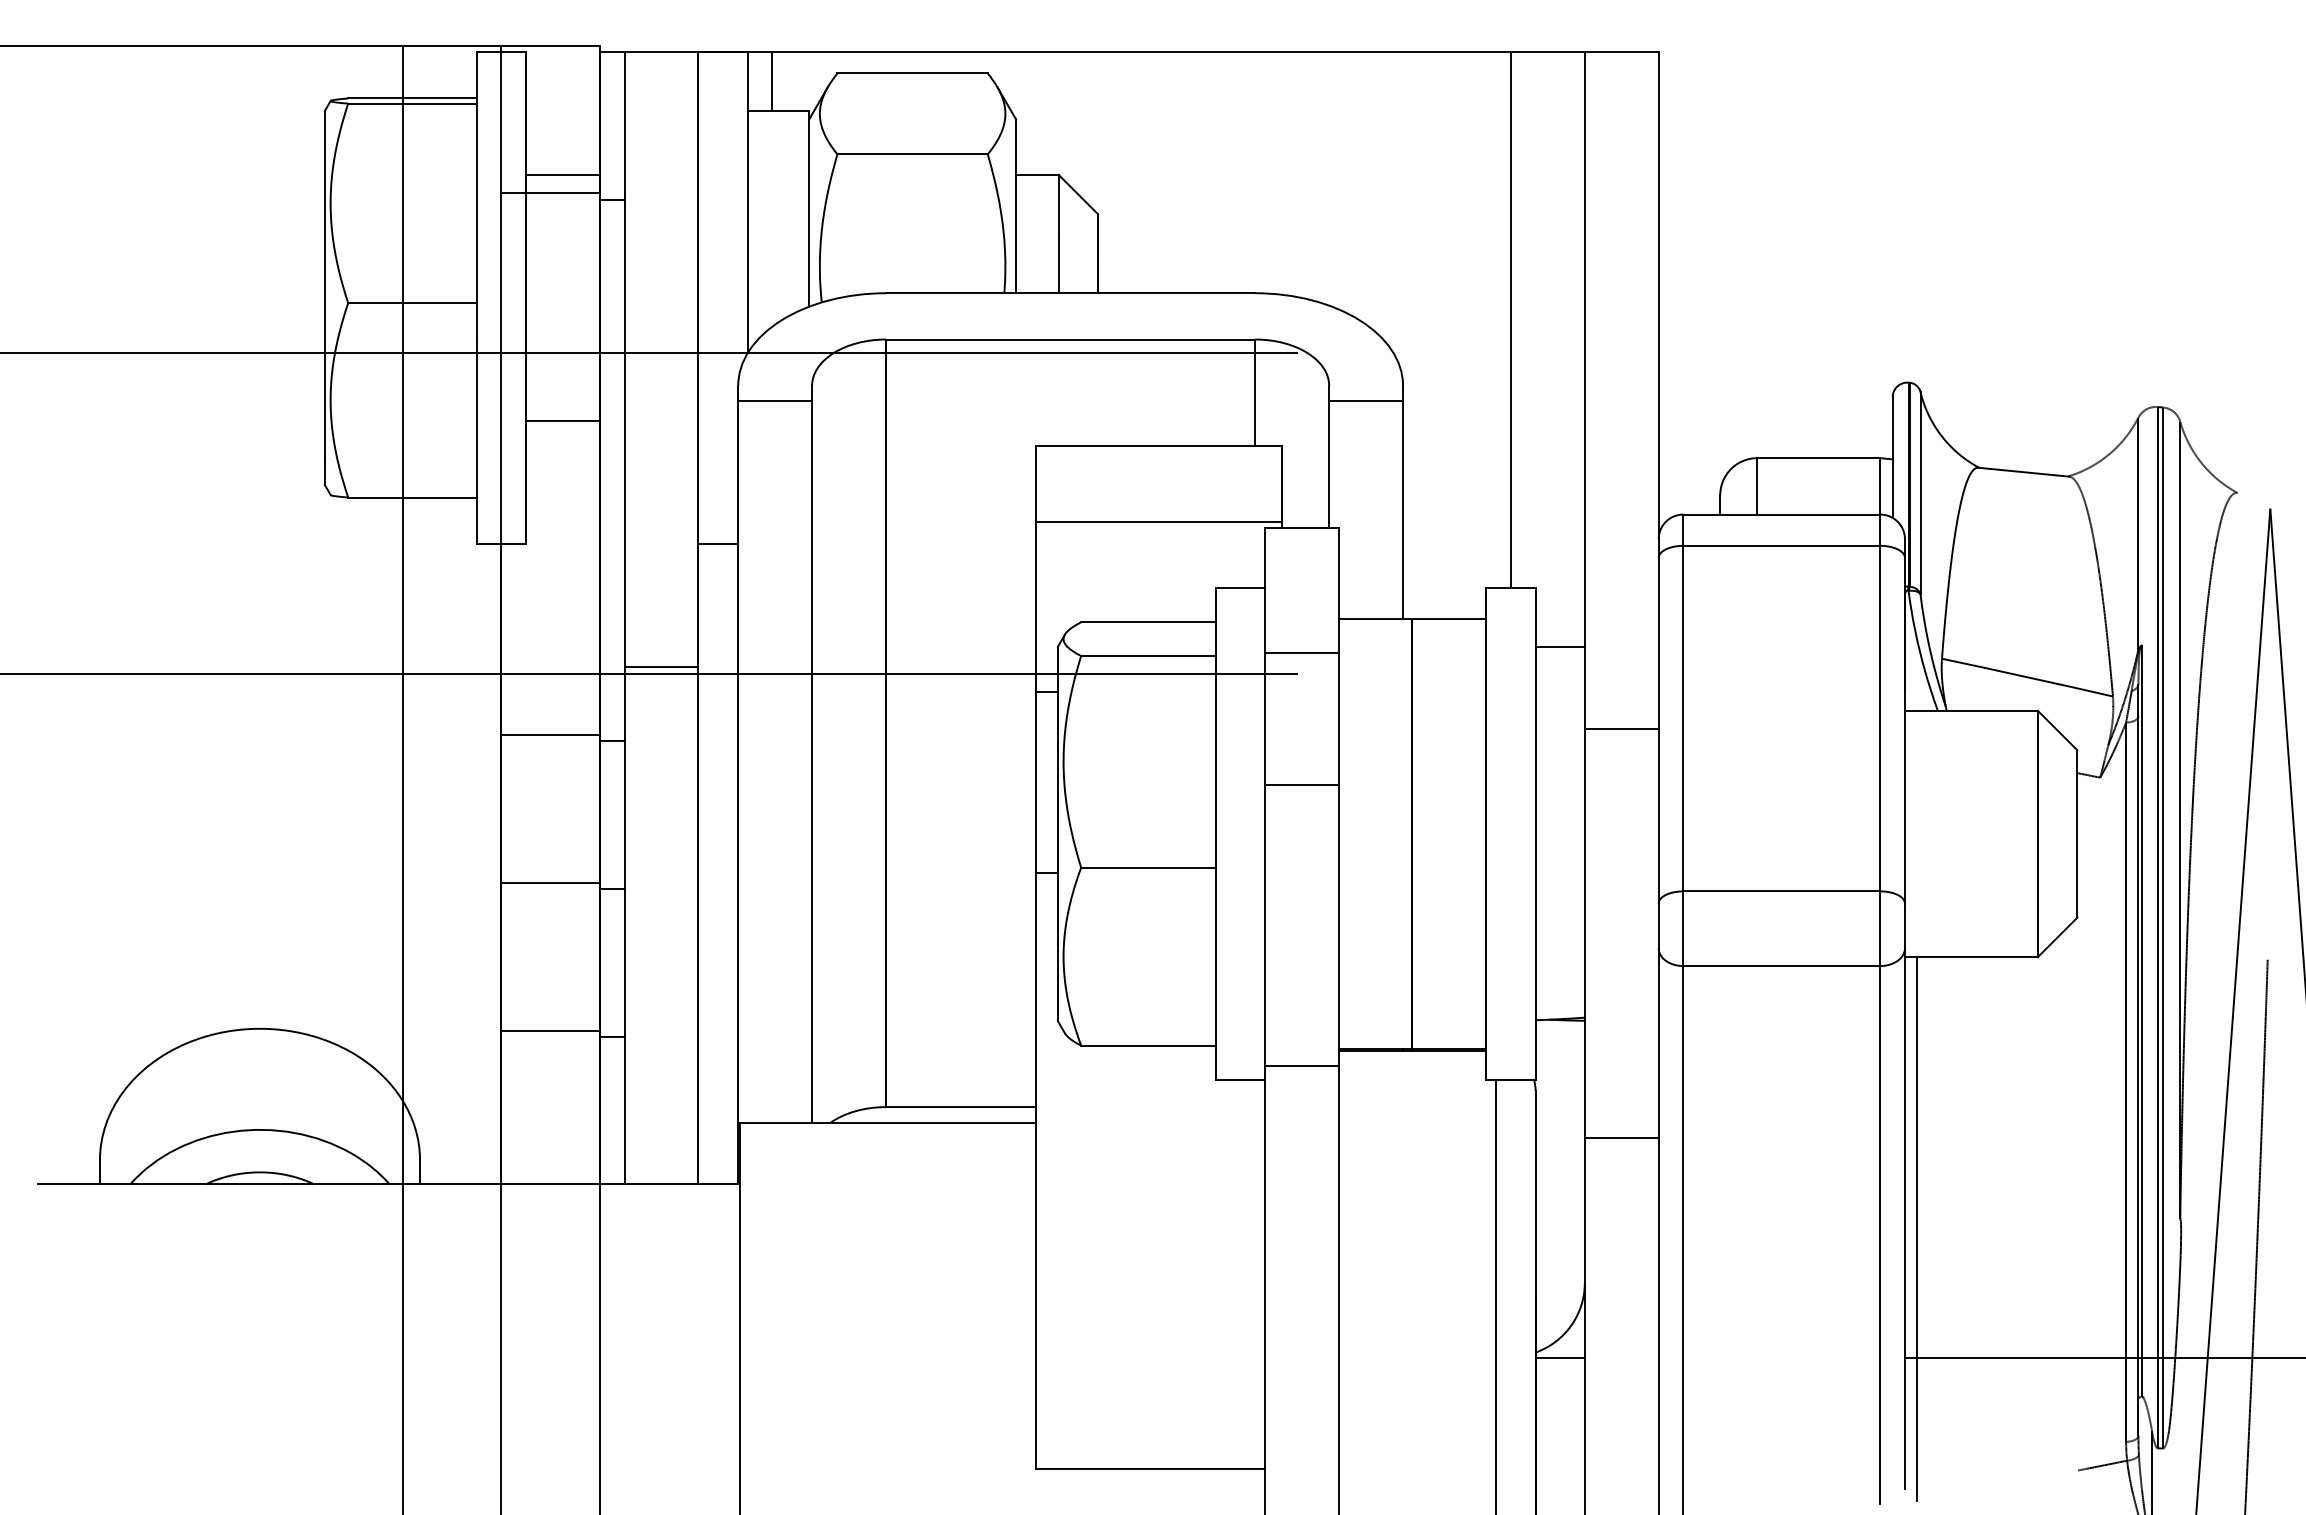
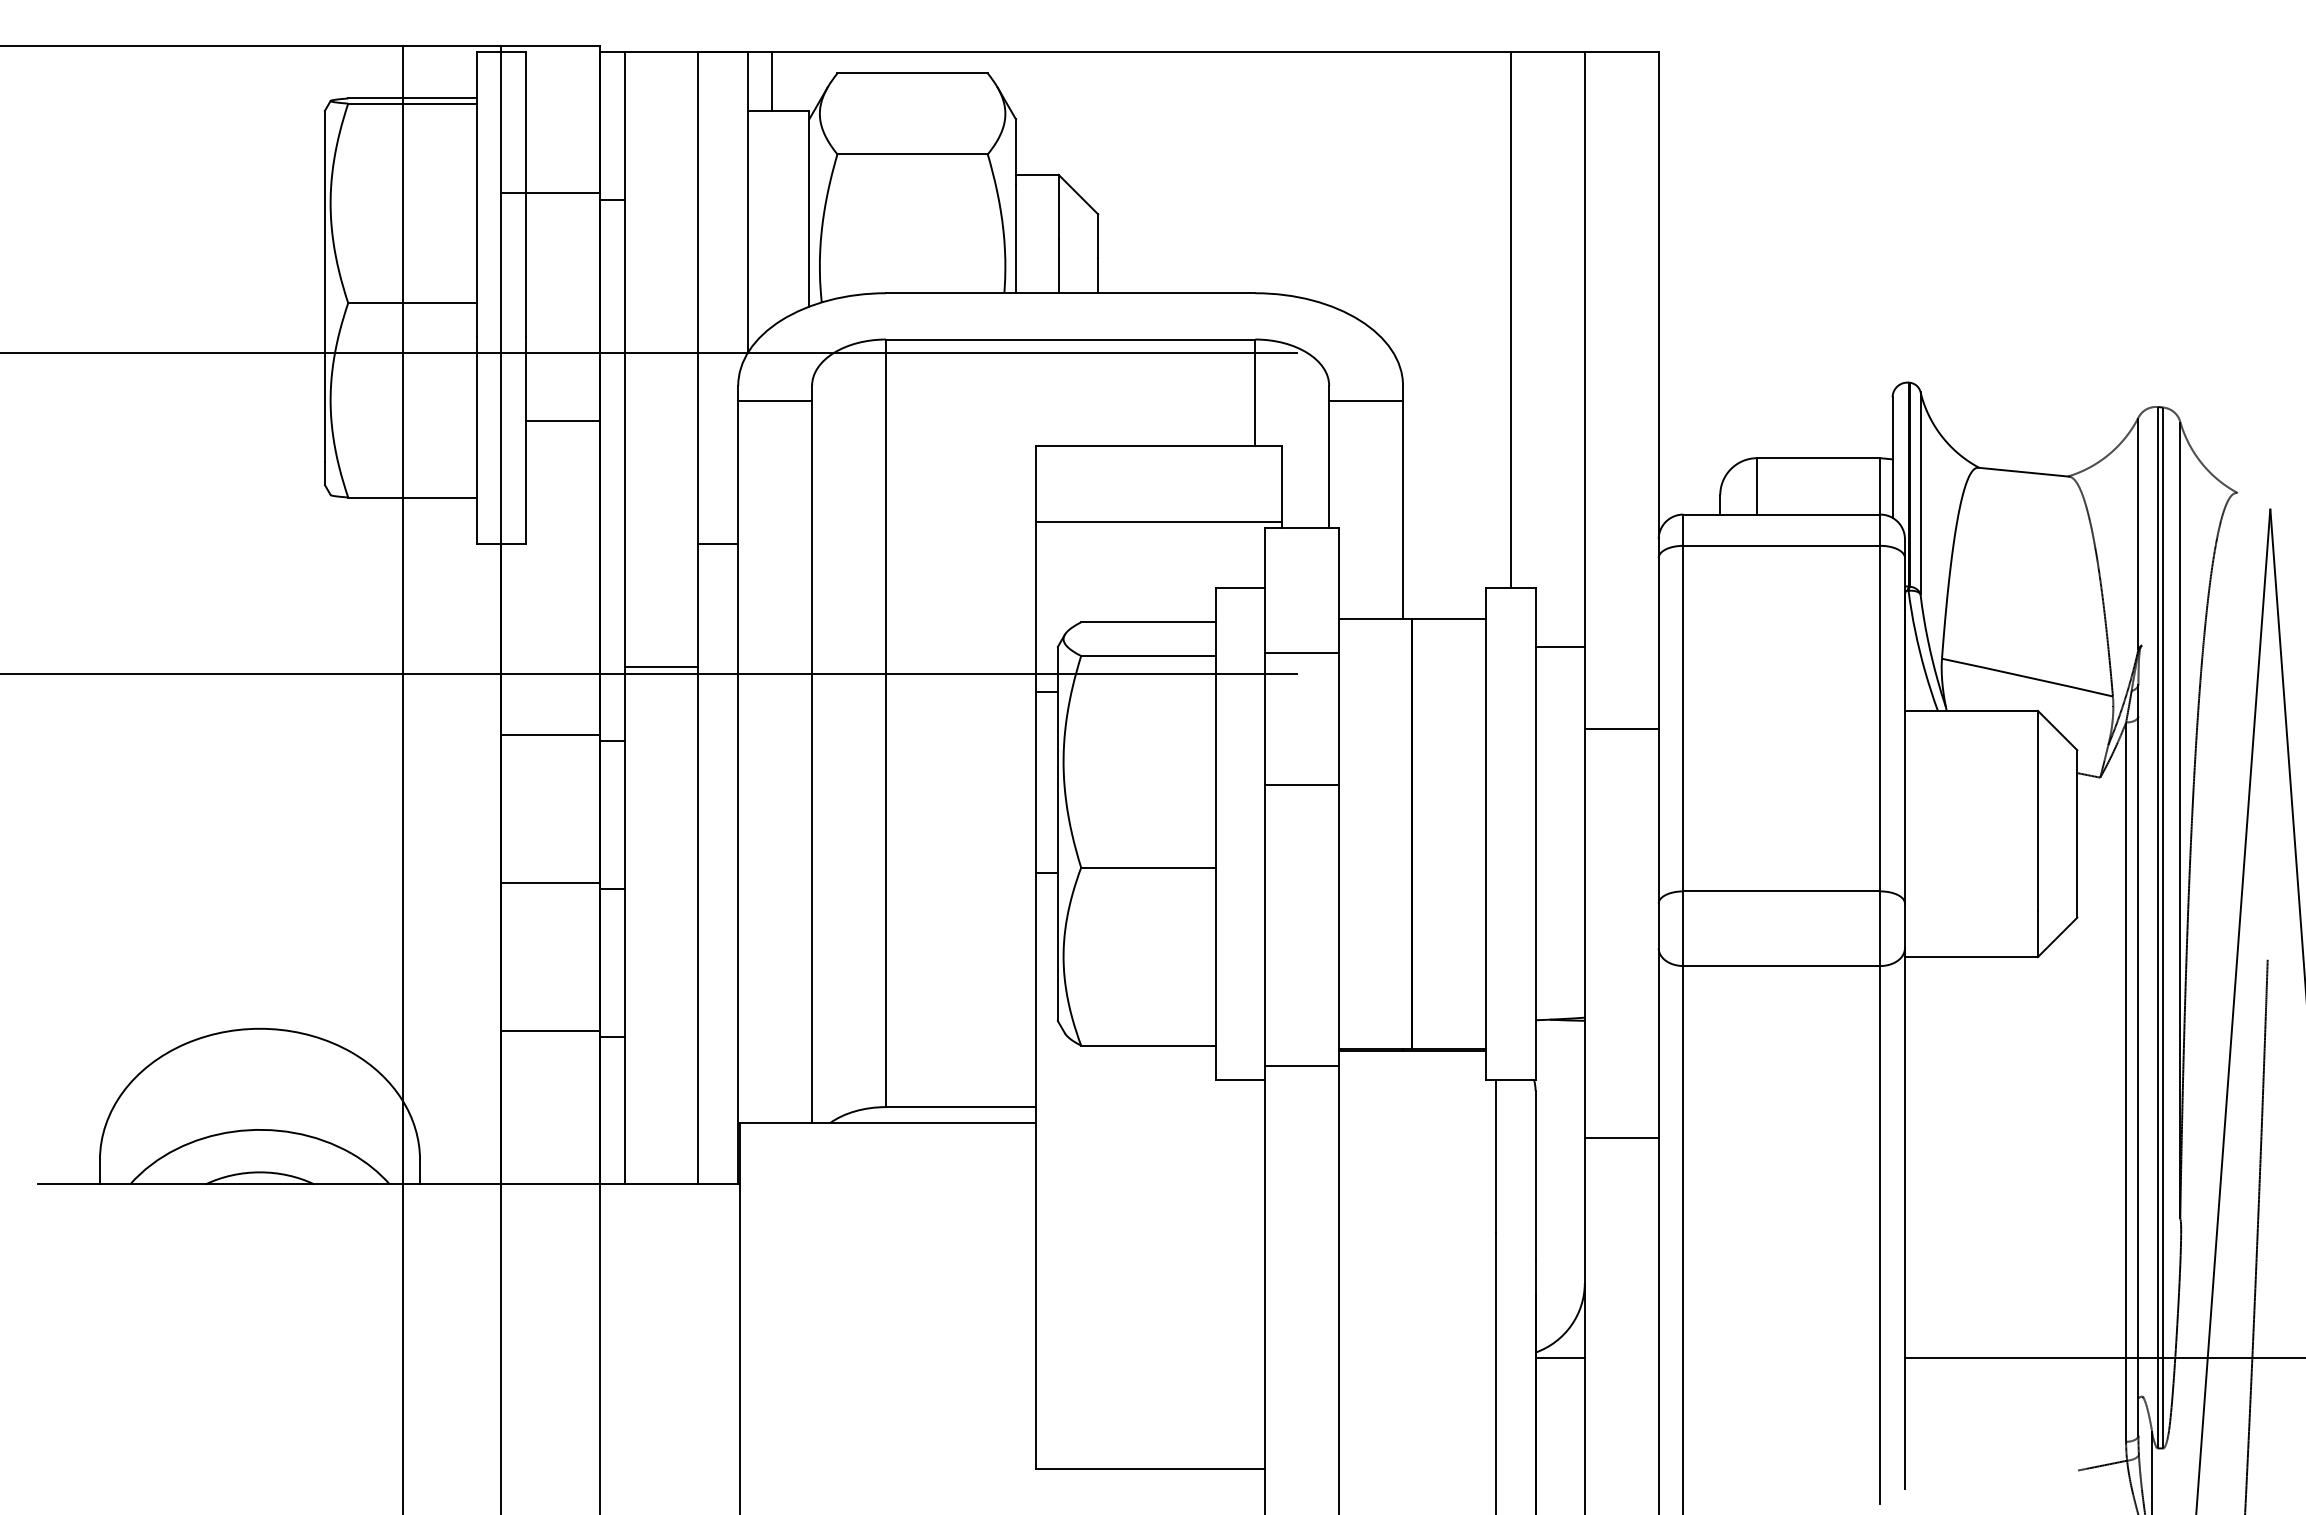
line: present -> none (562, 174)
line: present -> none (2142, 1020)
line: present -> none (1917, 1229)
